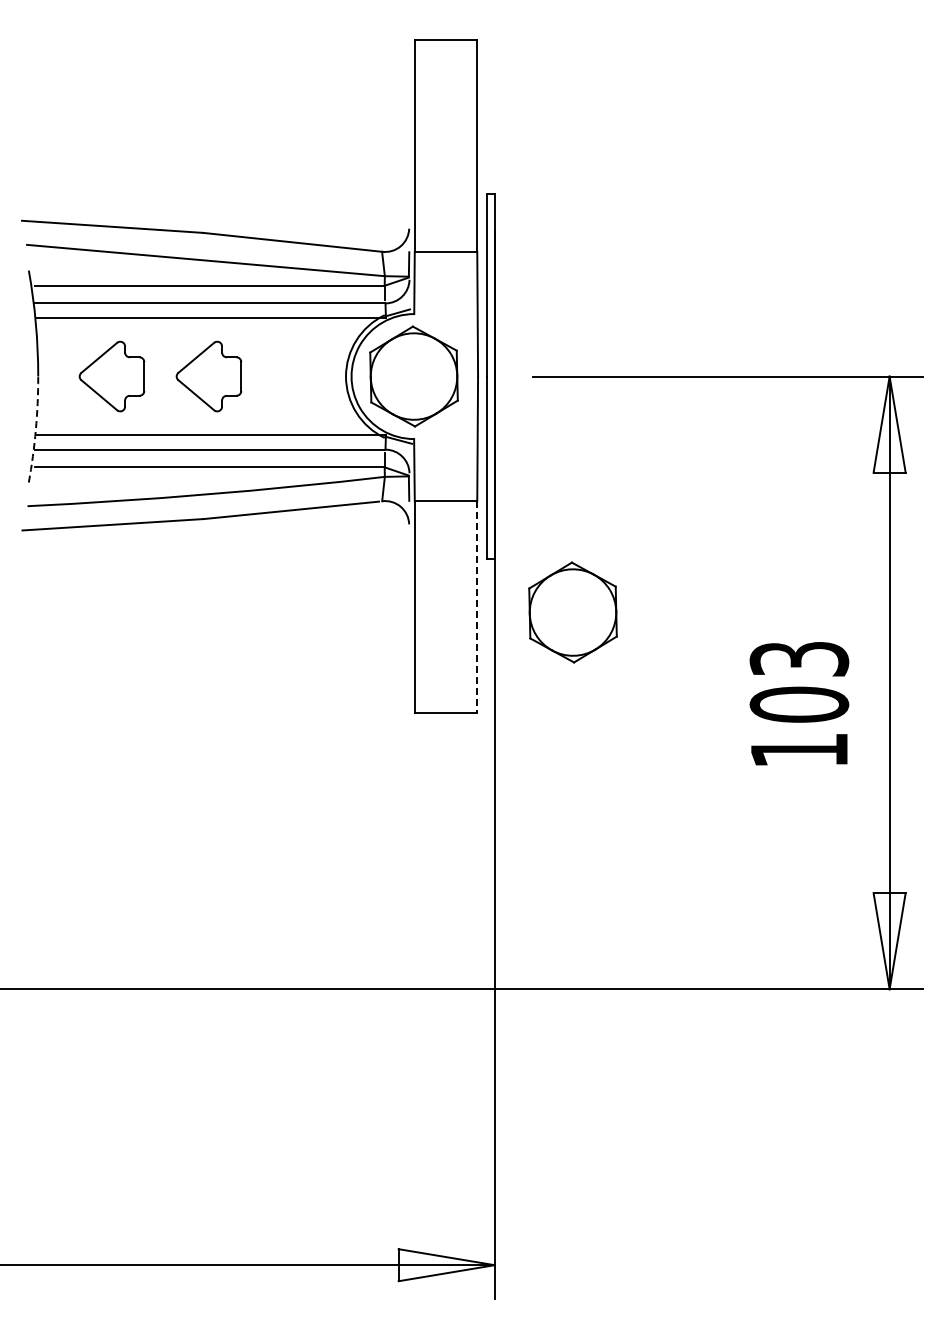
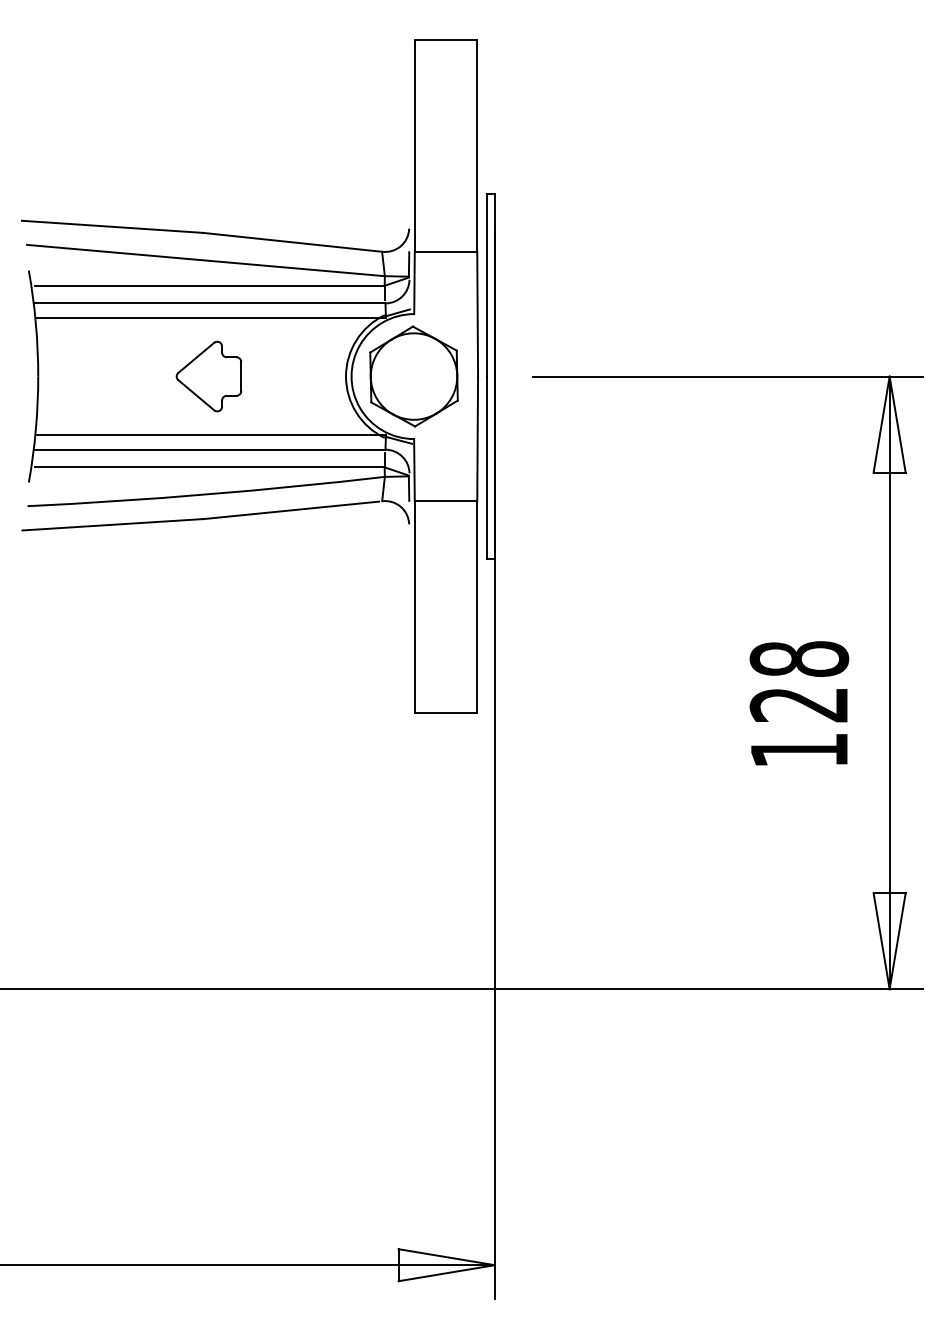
part: present -> none (111, 376)
arc: dashed -> solid (35, 429)
line: dashed -> solid (477, 607)
part: present -> none (572, 612)
text: 103 -> 128 (799, 681)
